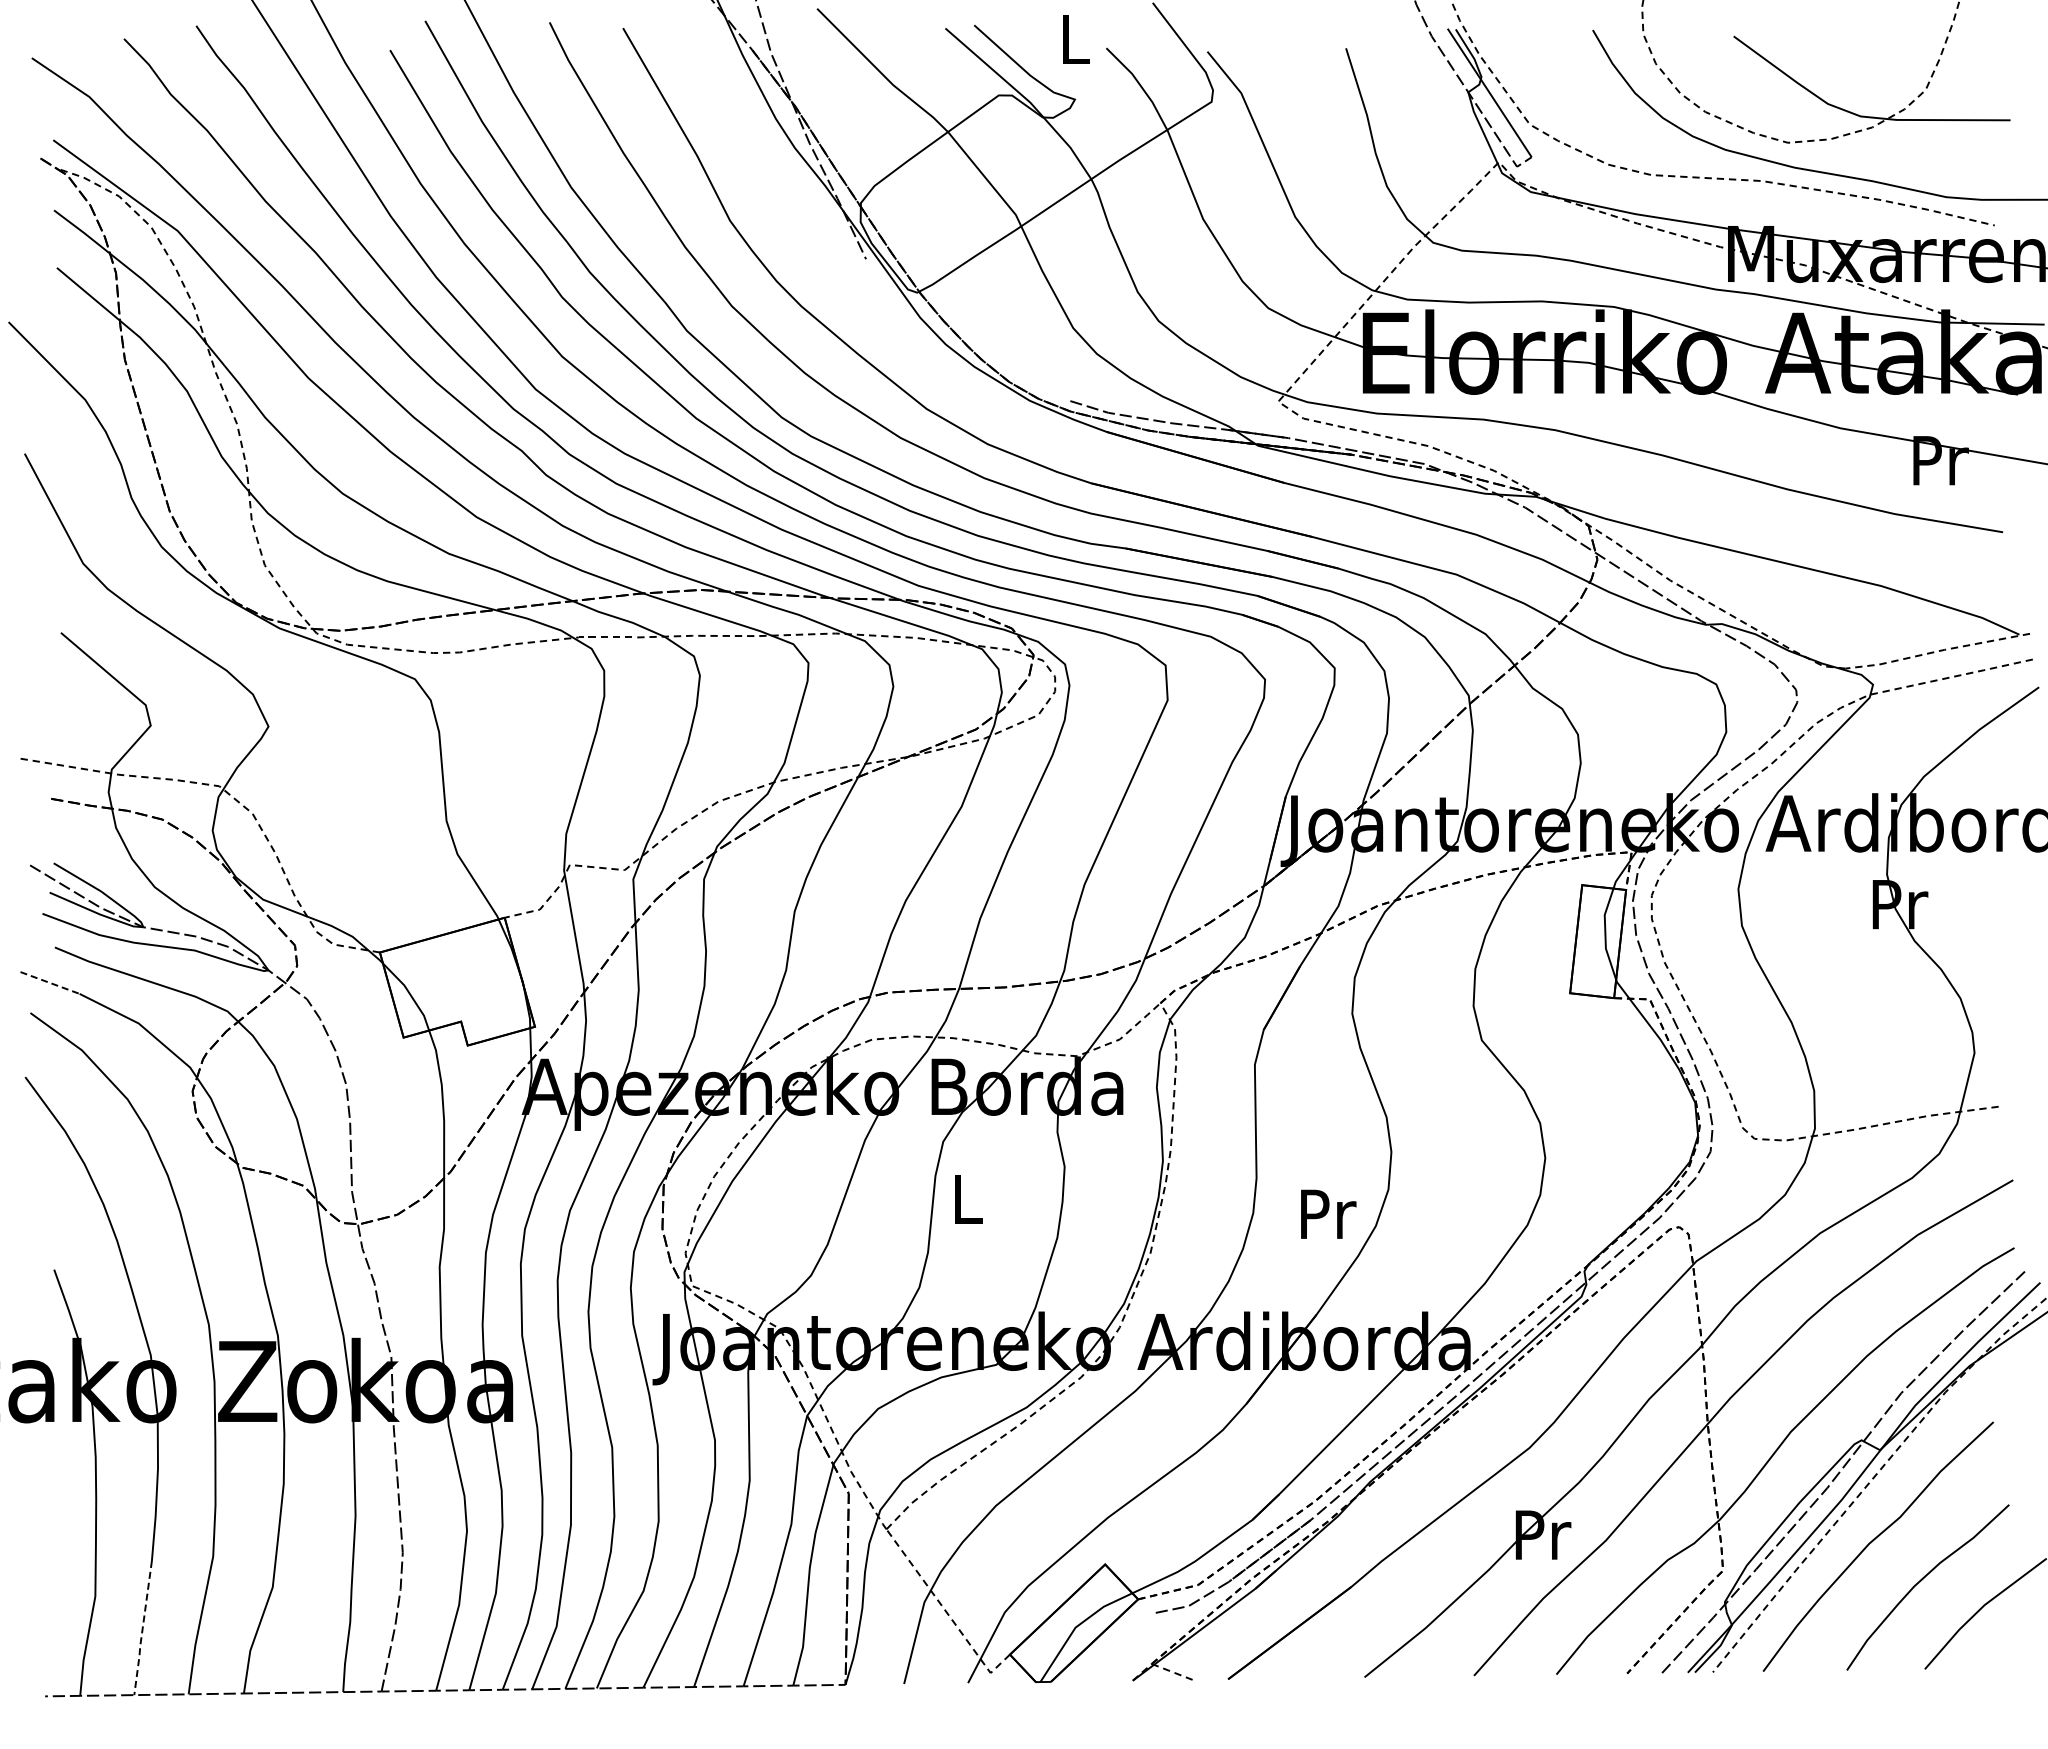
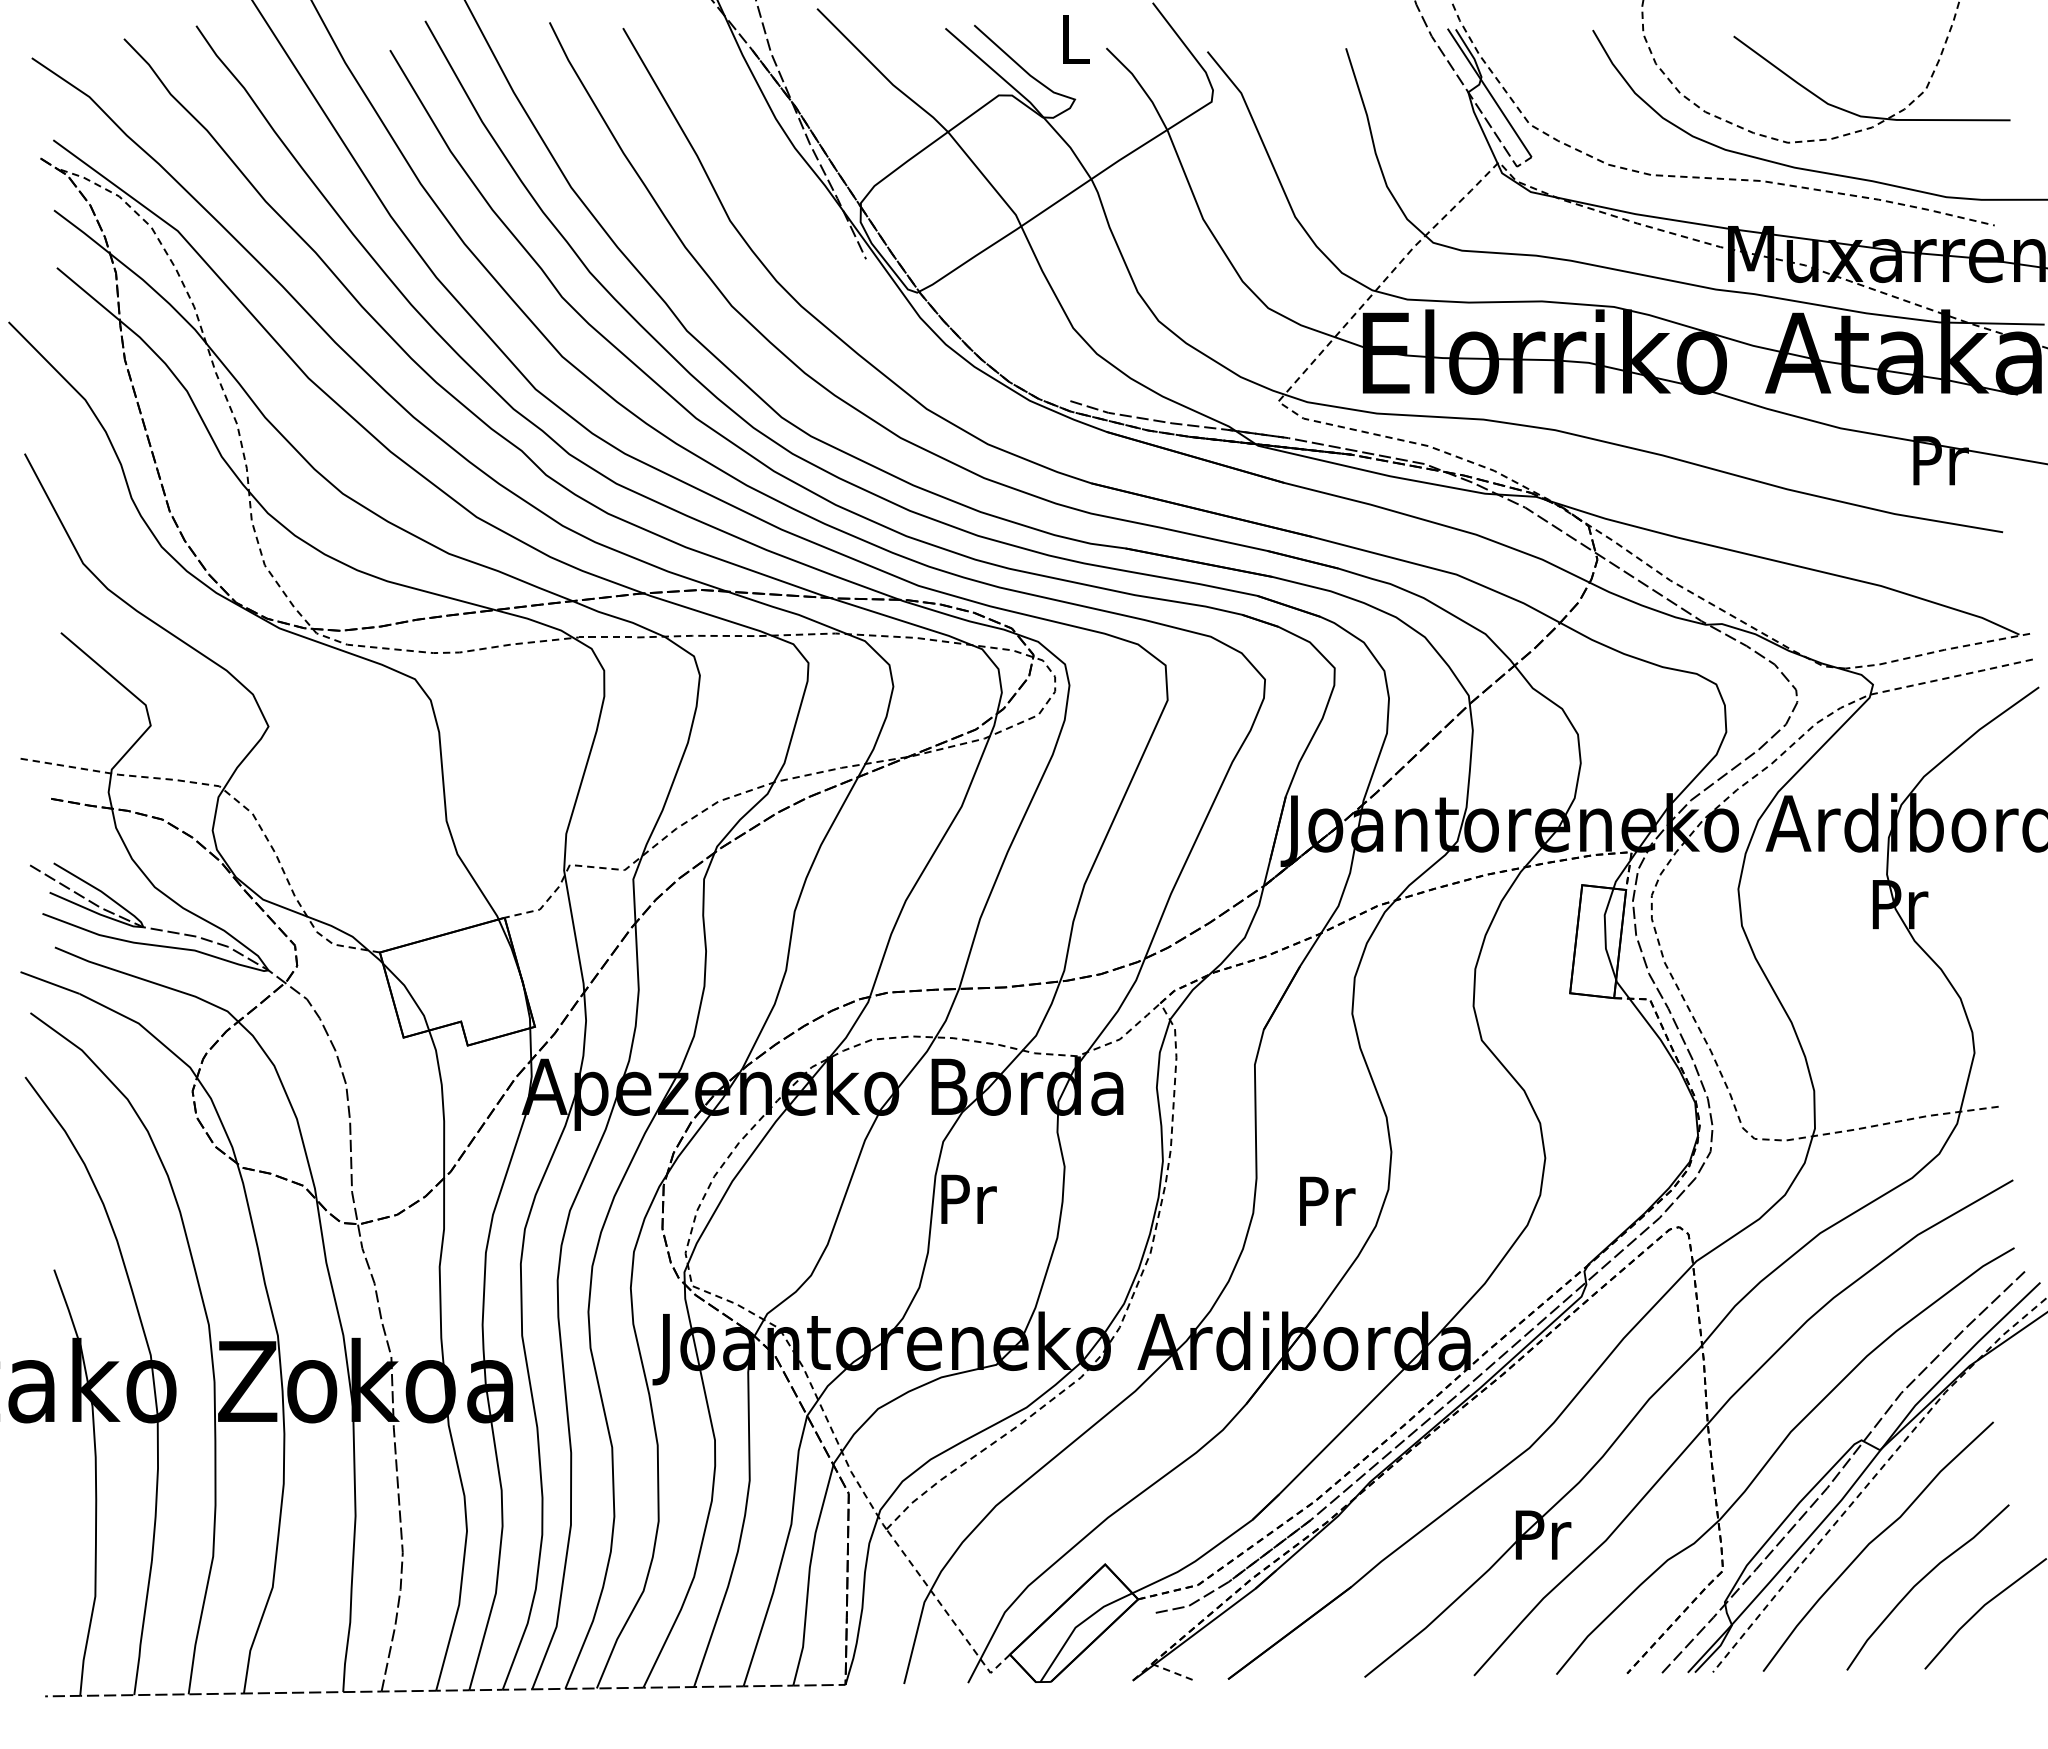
line: dashed -> solid (50, 983)
text: L -> Pr (968, 1198)
text position: (1328, 1213) -> (1327, 1200) (1327, 1200)
line: dashed -> solid (142, 1629)
